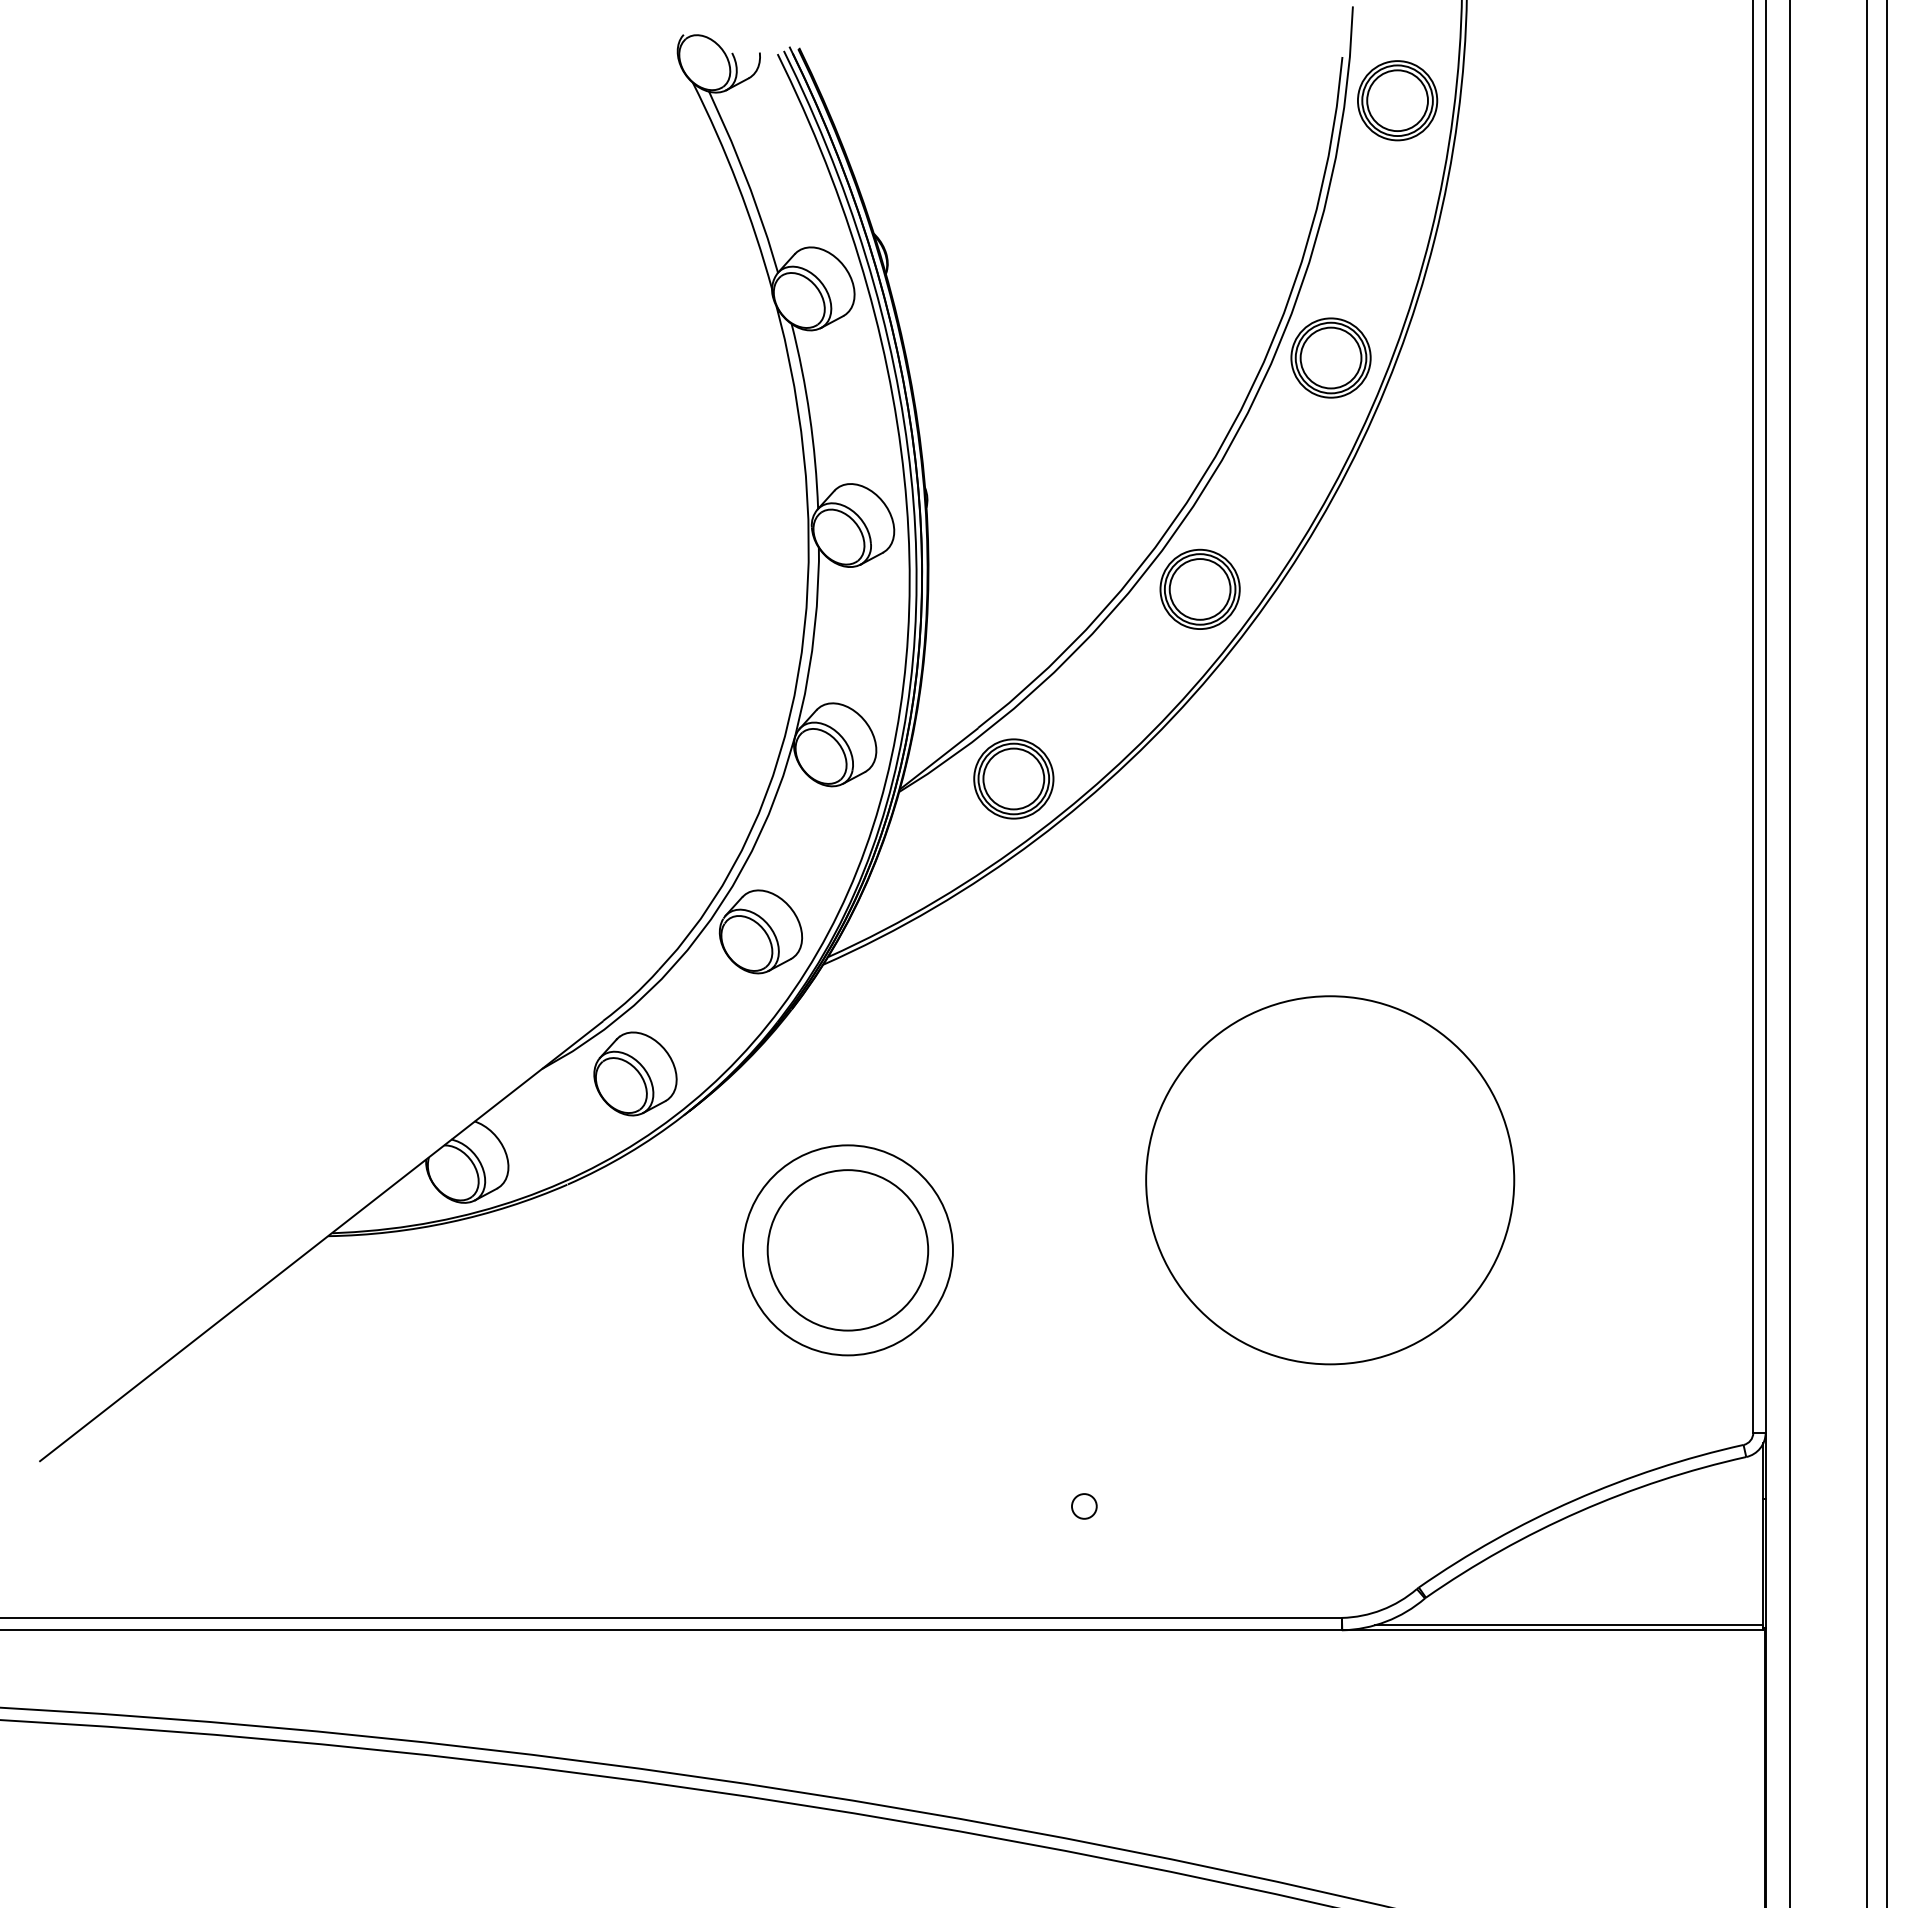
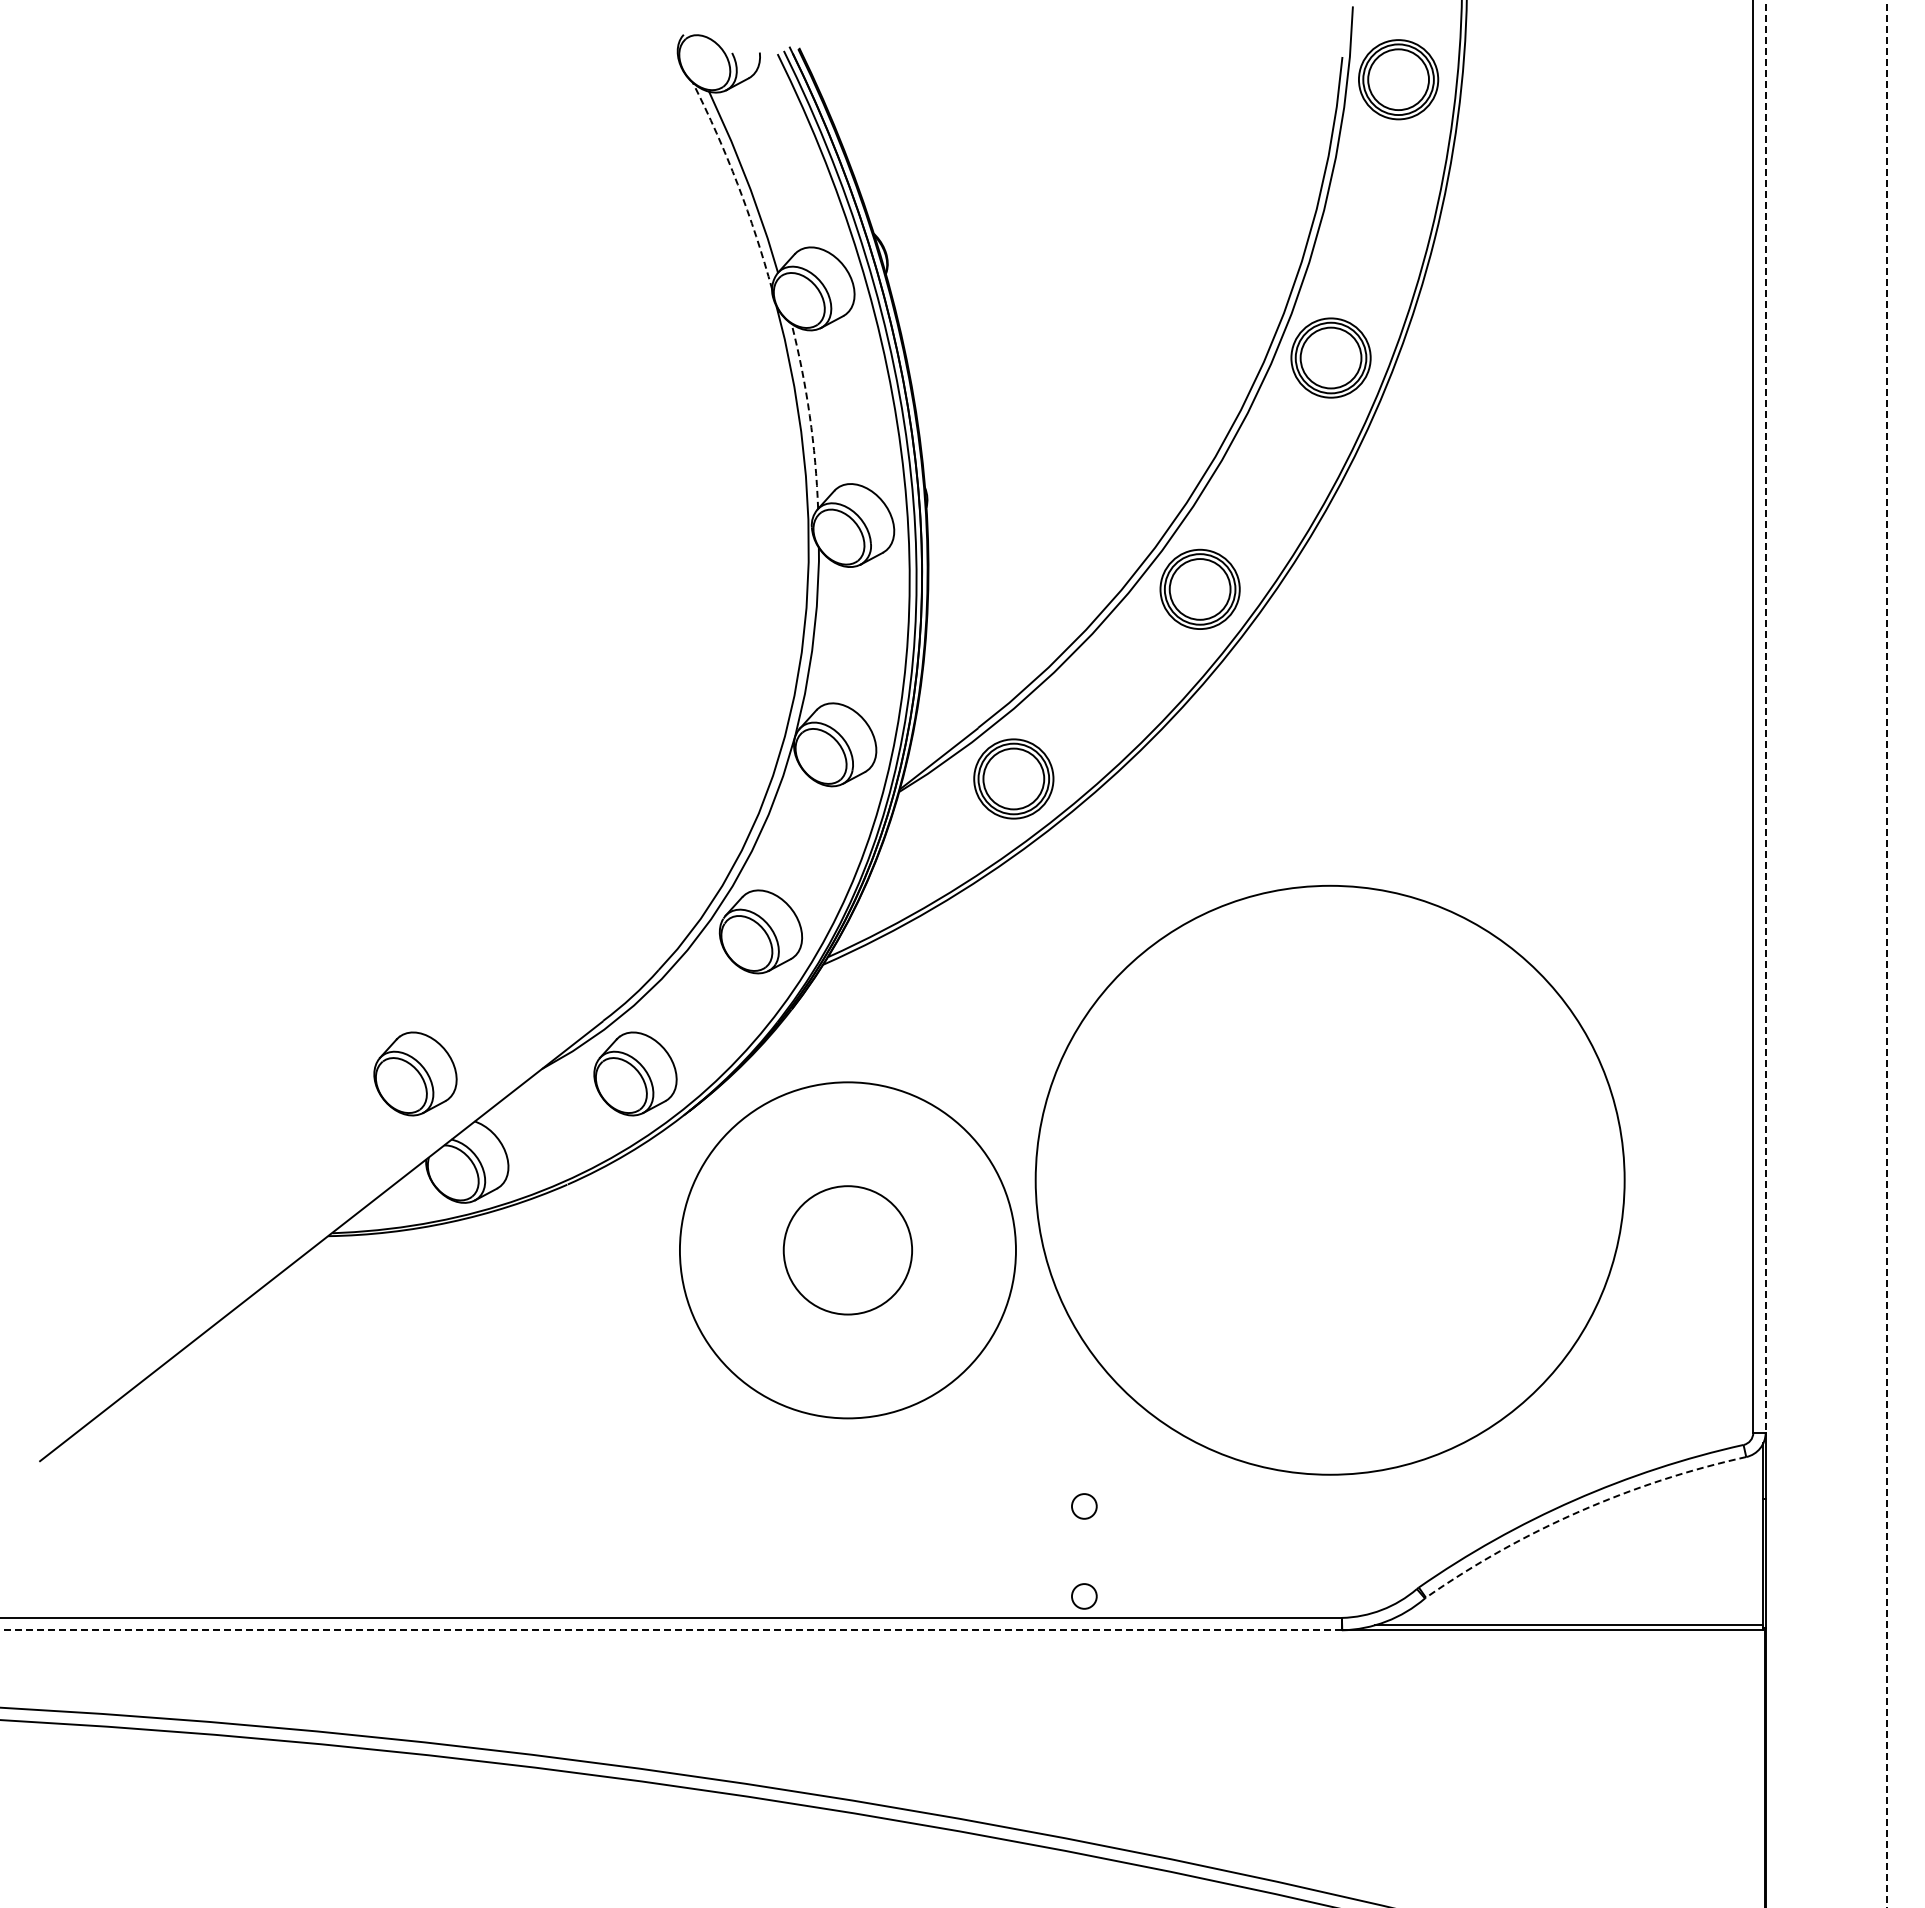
part position: (1397, 100) -> (1398, 79) (1398, 79)
arc: solid -> dashed (737, 184)
arc: solid -> dashed (809, 415)
line: solid -> dashed (1765, 716)
line: present -> none (1790, 953)
line: present -> none (1867, 953)
line: solid -> dashed (1887, 954)
part: none -> present (415, 1073)
circle diameter: 368 px -> 589 px (1329, 1179)
circle diameter: 160 px -> 128 px (847, 1250)
circle diameter: 210 px -> 336 px (847, 1250)
arc: solid -> dashed (1579, 1511)
circle: none -> present (1084, 1596)
line: solid -> dashed (671, 1630)
